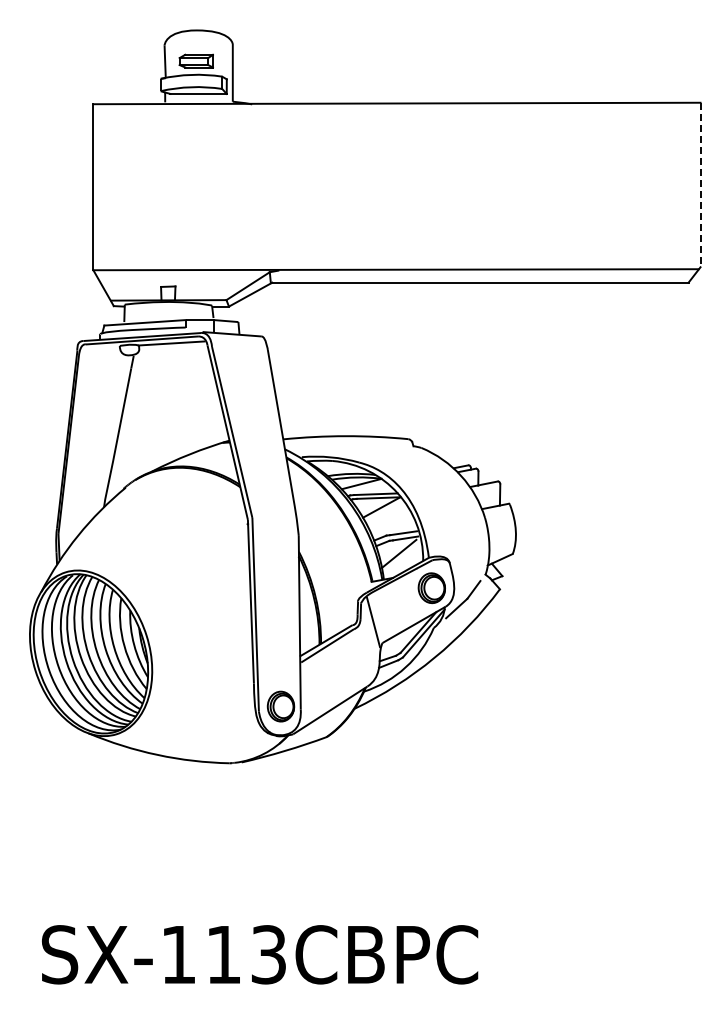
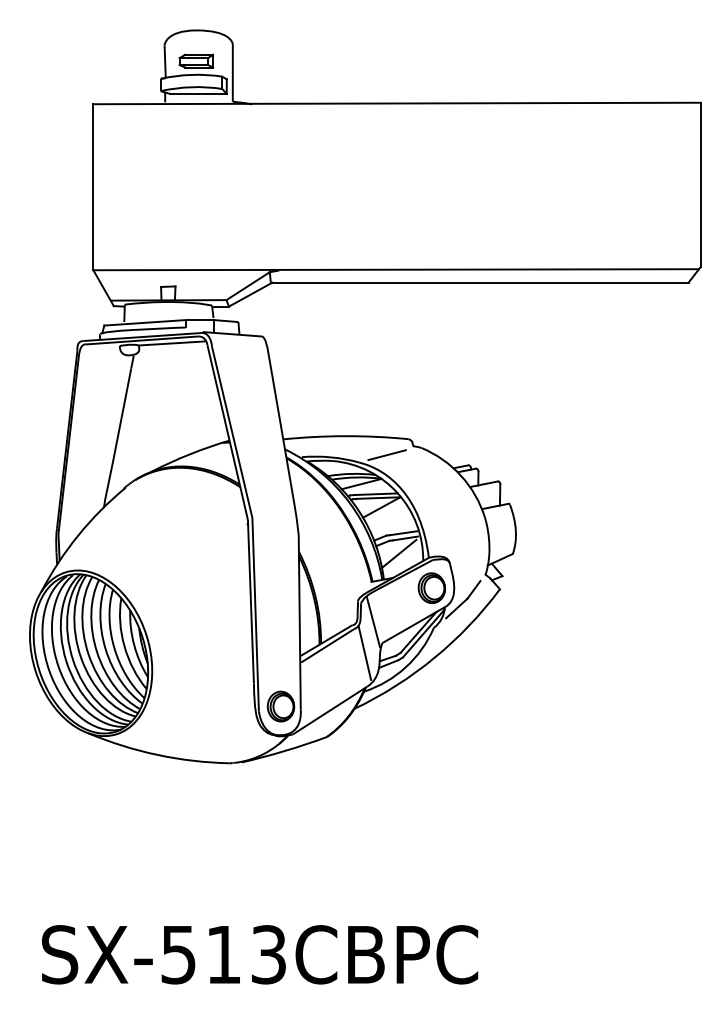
line: dashed -> solid (700, 185)
line: none -> present (386, 455)
line: none -> present (364, 652)
text: SX-113CBPC -> SX-513CBPC (178, 955)
